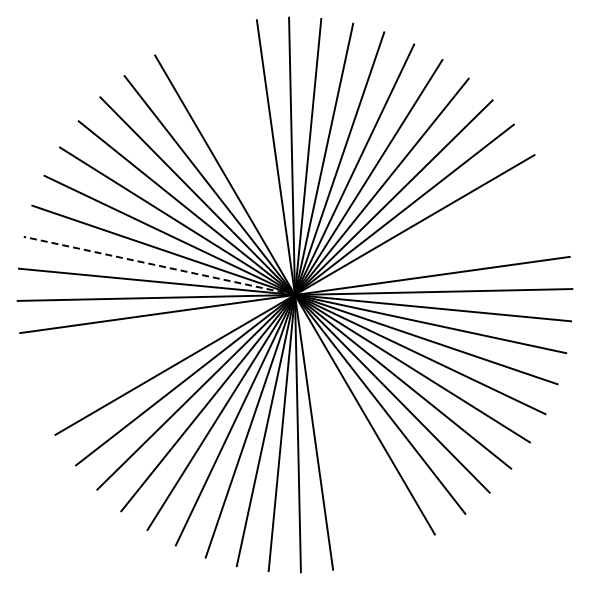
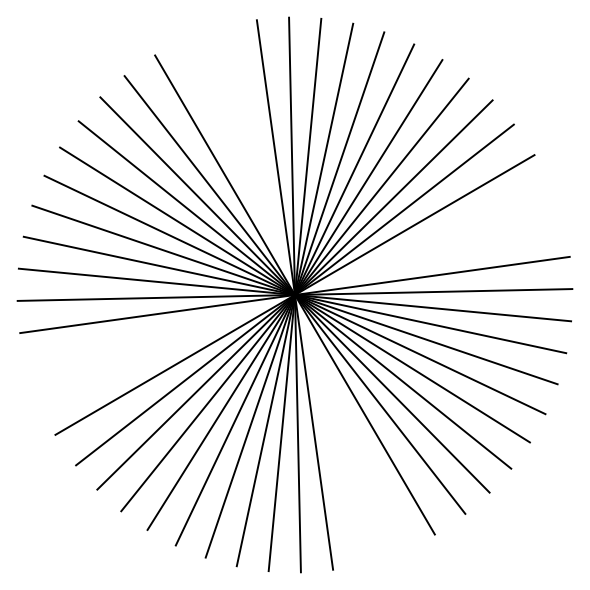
line: dashed -> solid (159, 265)
